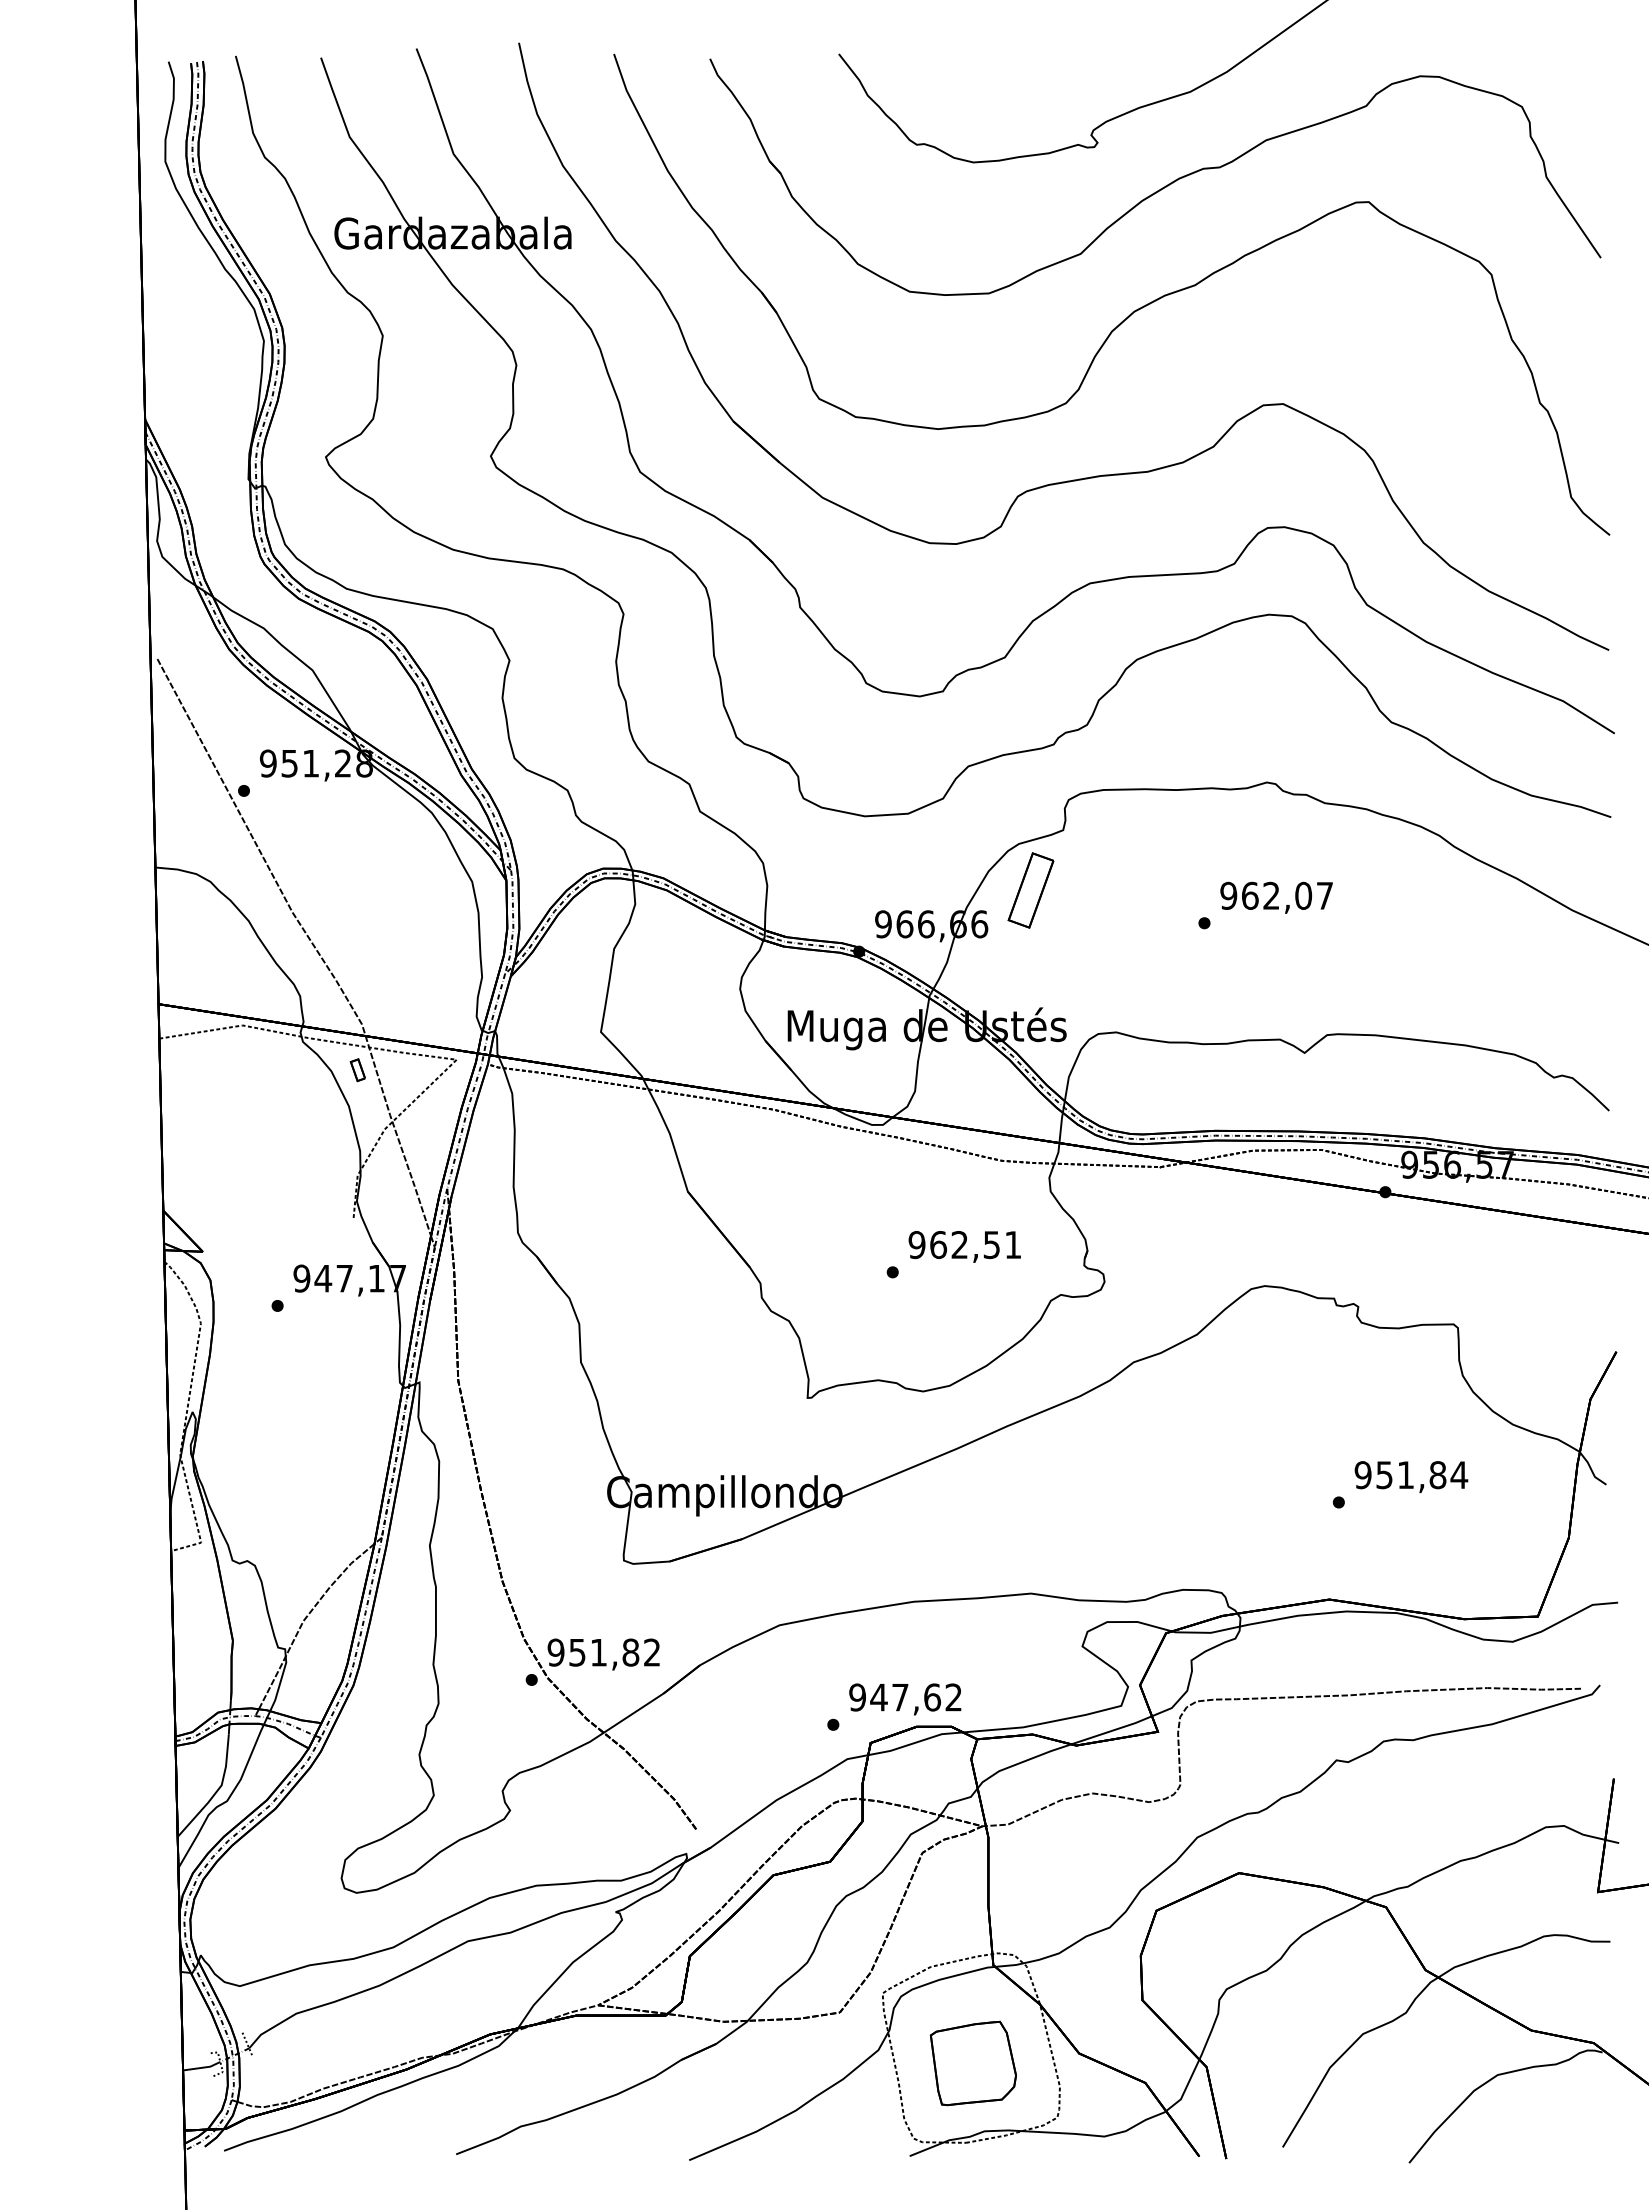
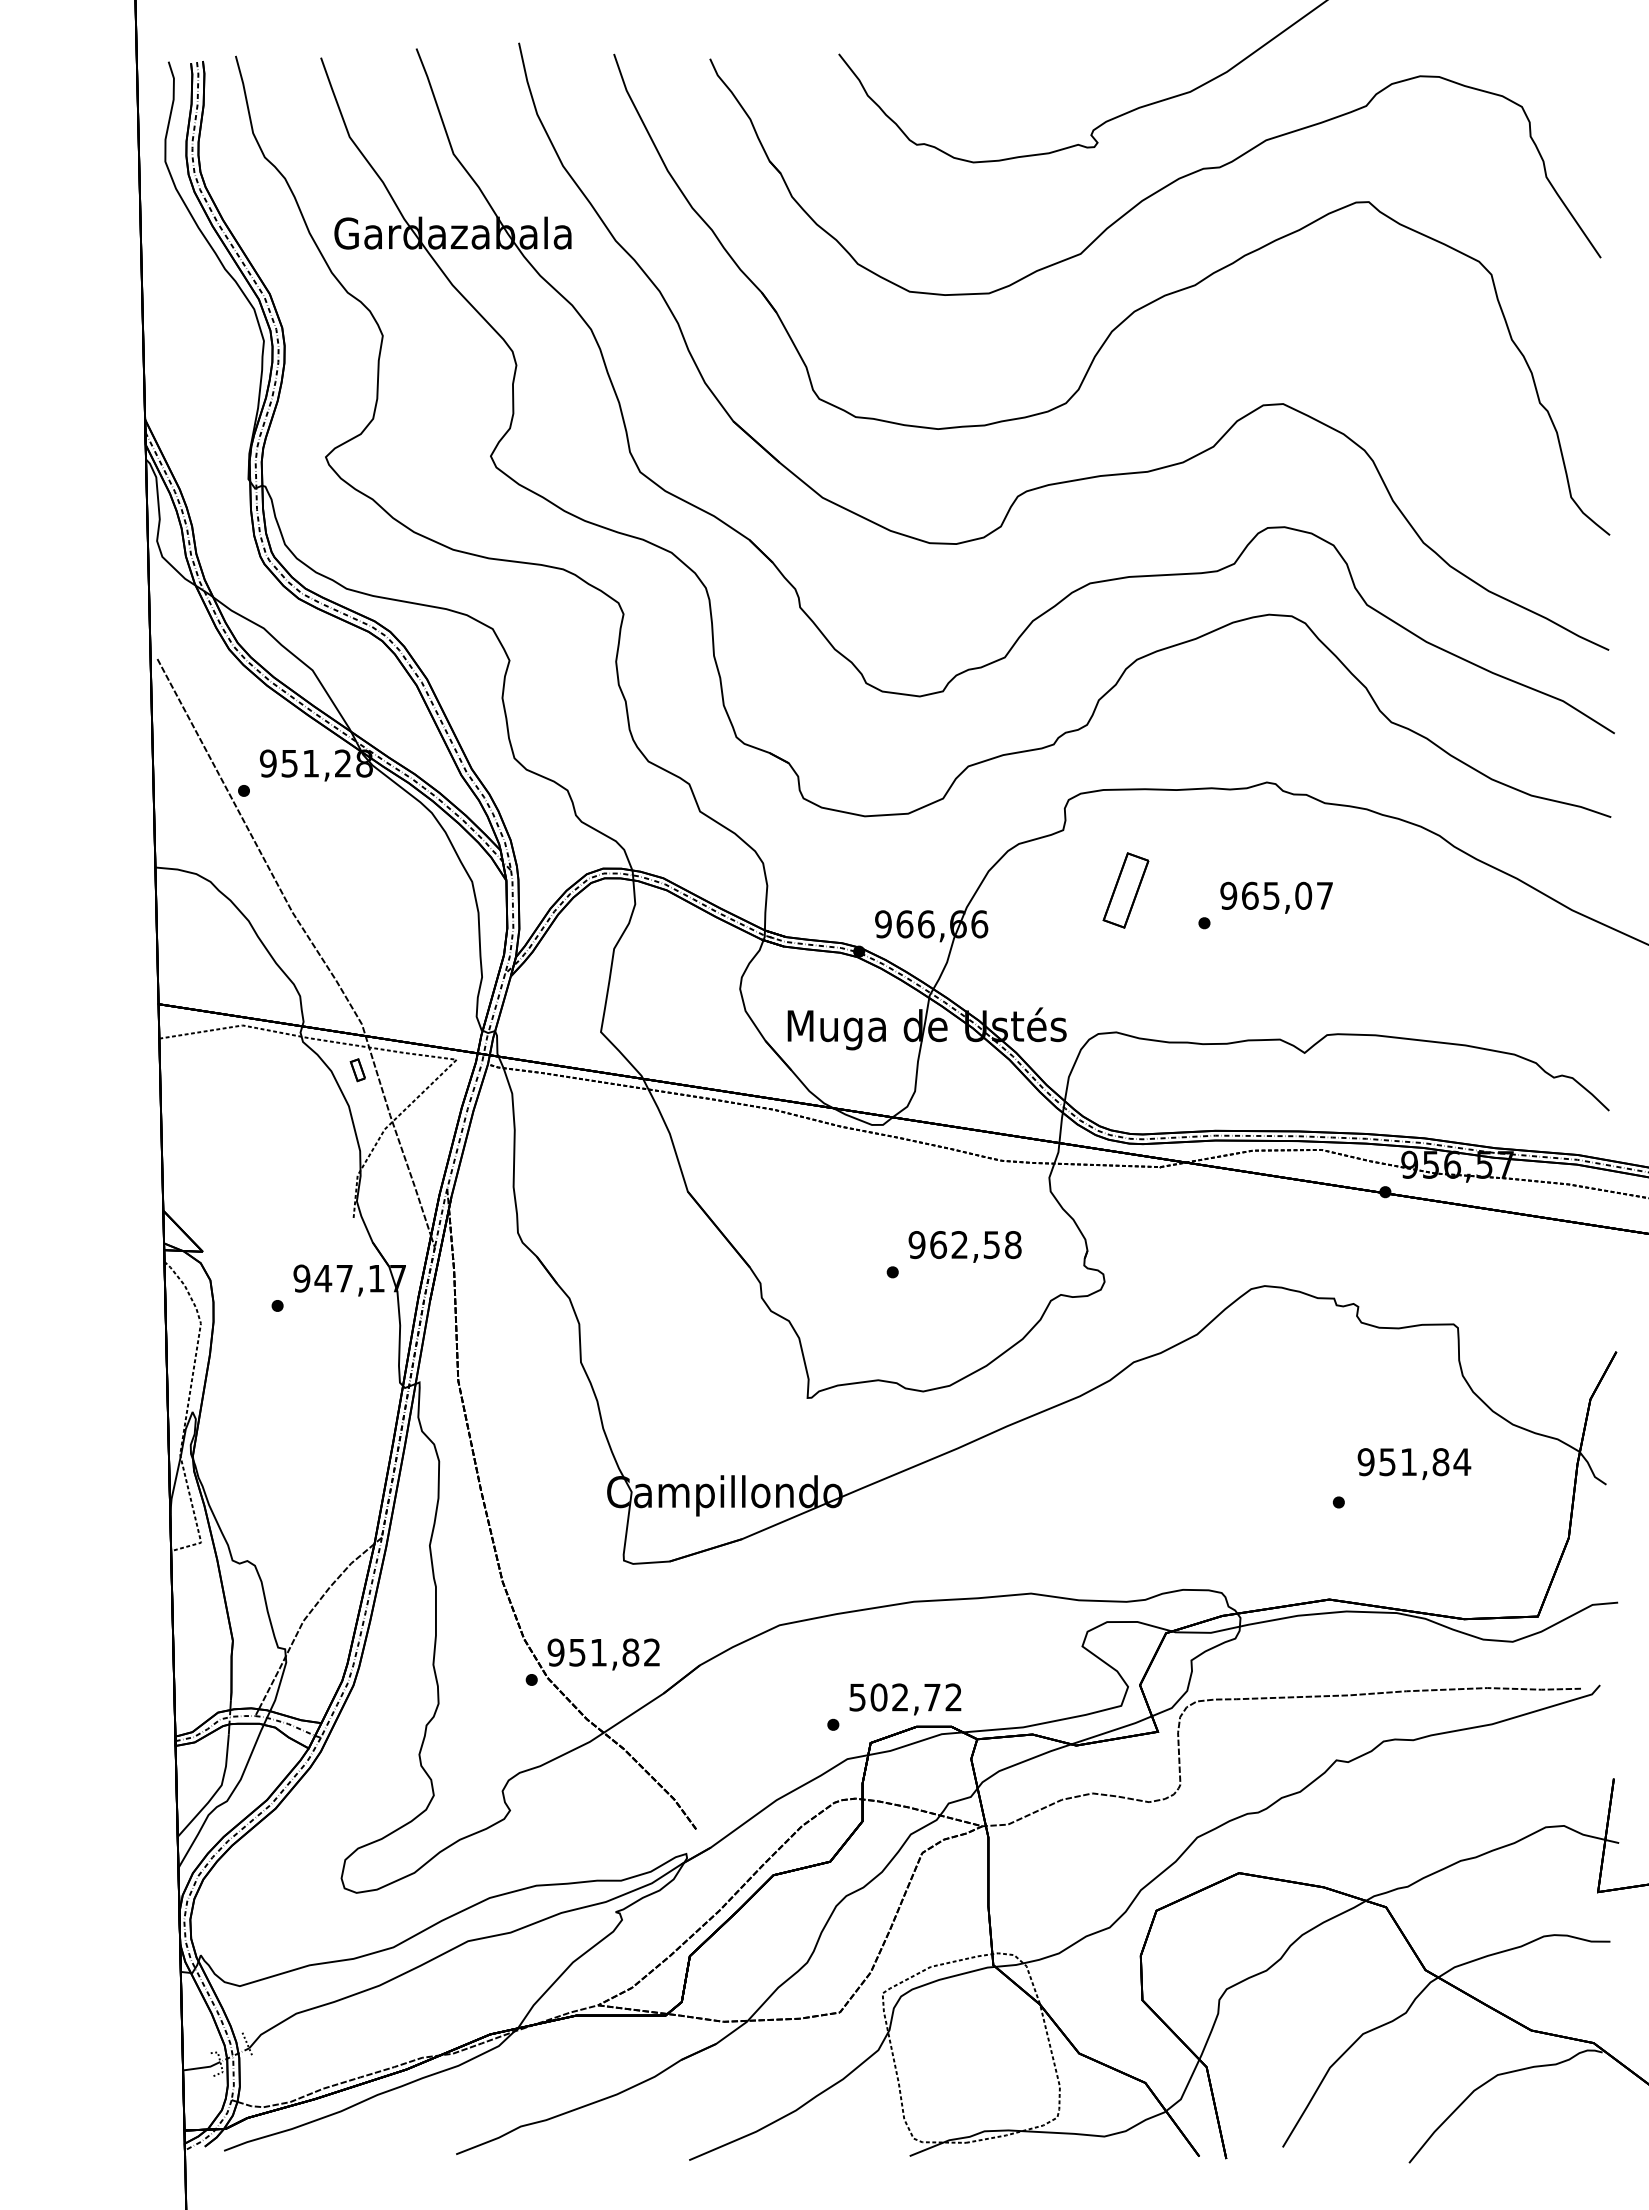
part position: (1030, 890) -> (1125, 890) (1125, 890)
text: 962,07 -> 965,07 (1271, 895)
text: 962,51 -> 962,58 (1013, 1245)
text position: (1411, 1476) -> (1414, 1463) (1414, 1463)
text: 947,62 -> 502,72 (895, 1697)
part: present -> none (972, 2063)
